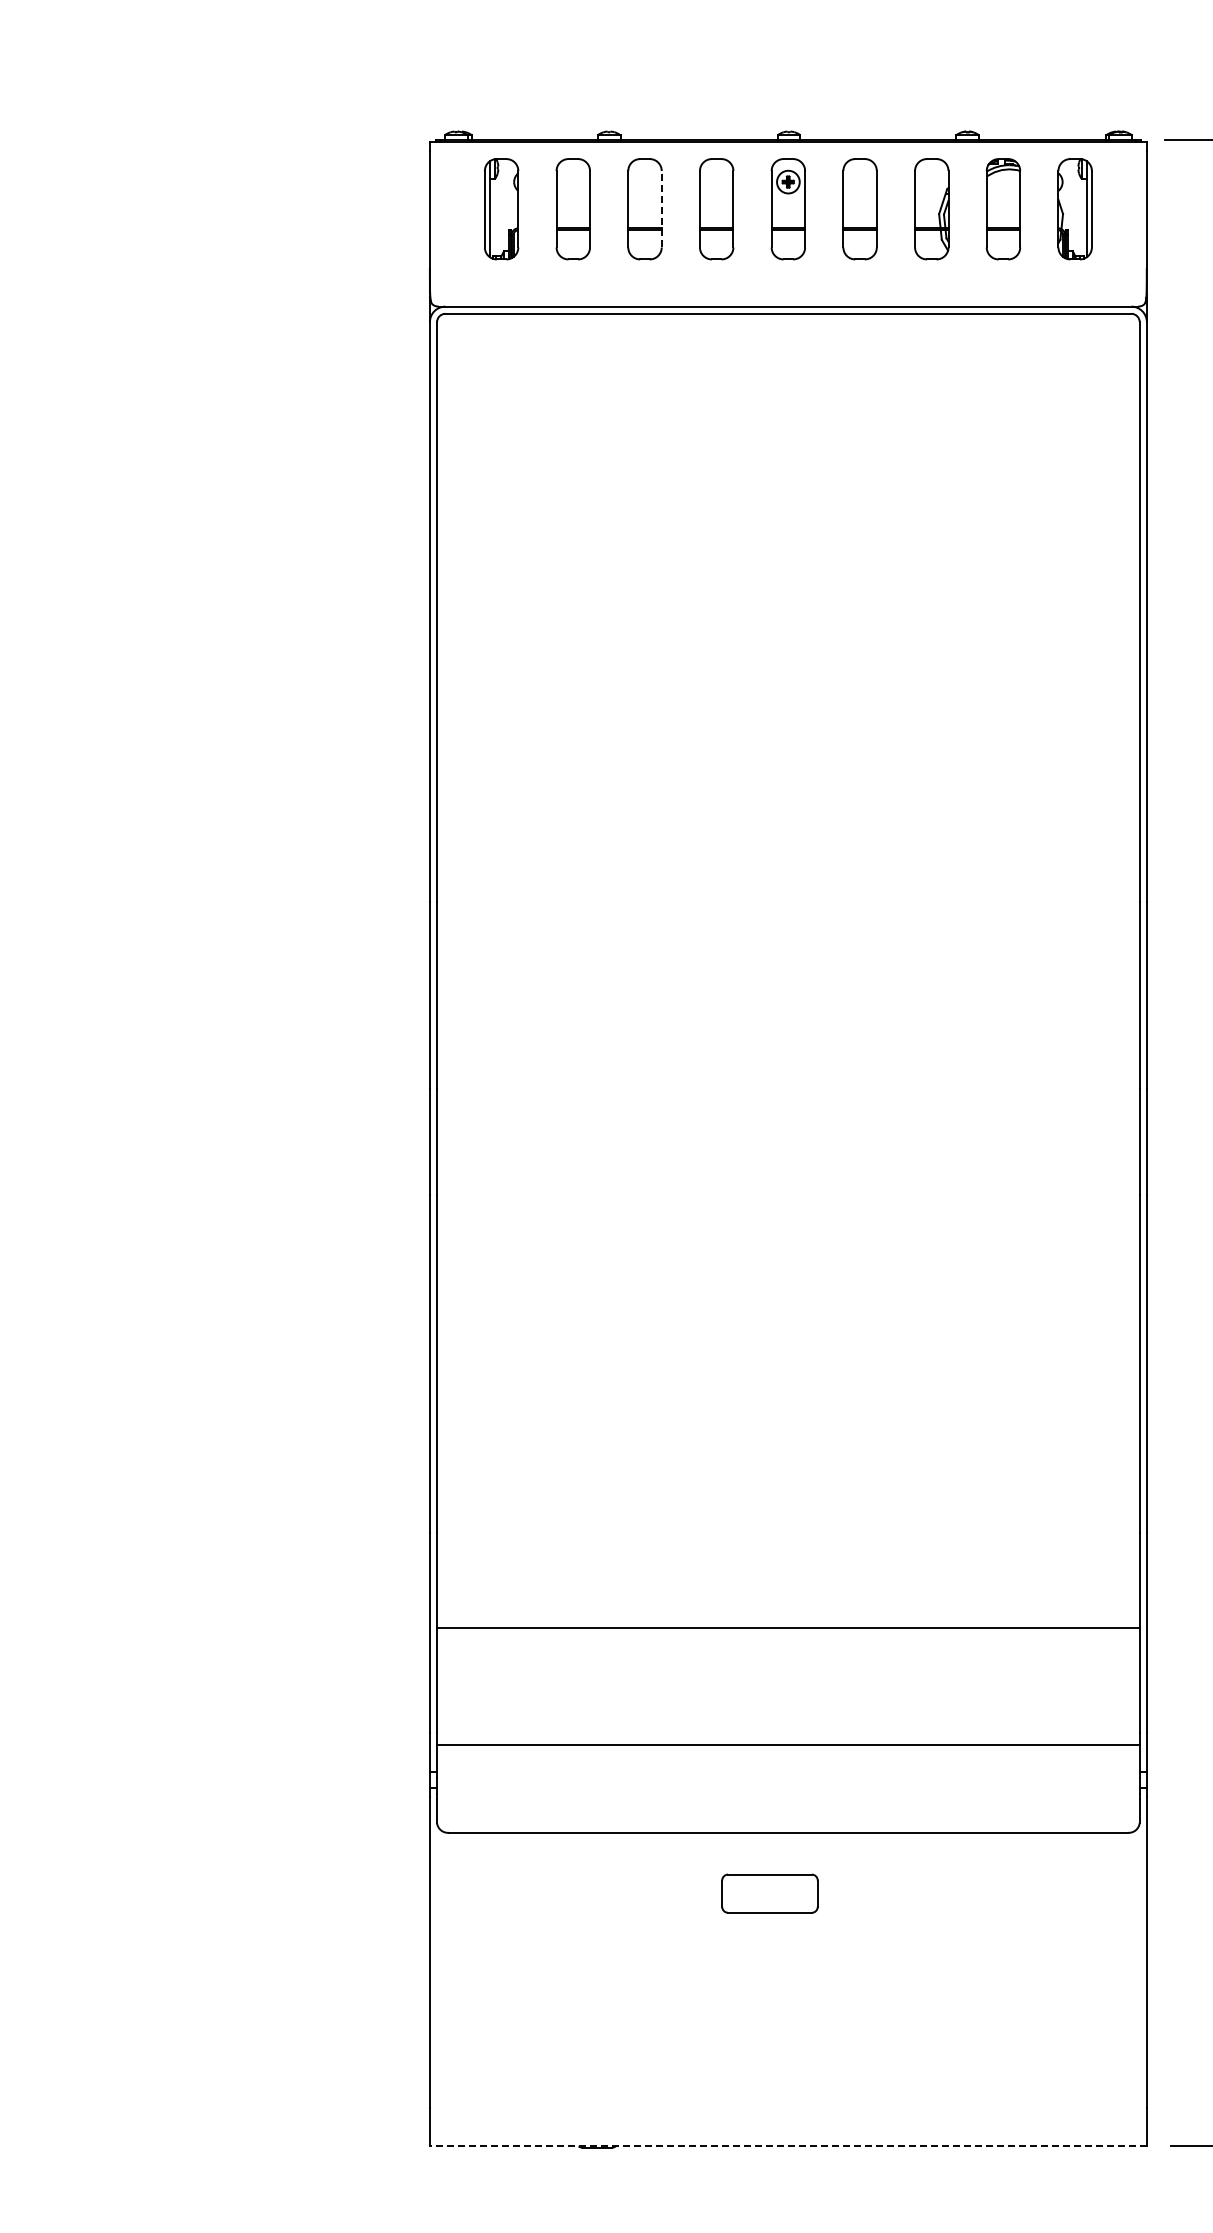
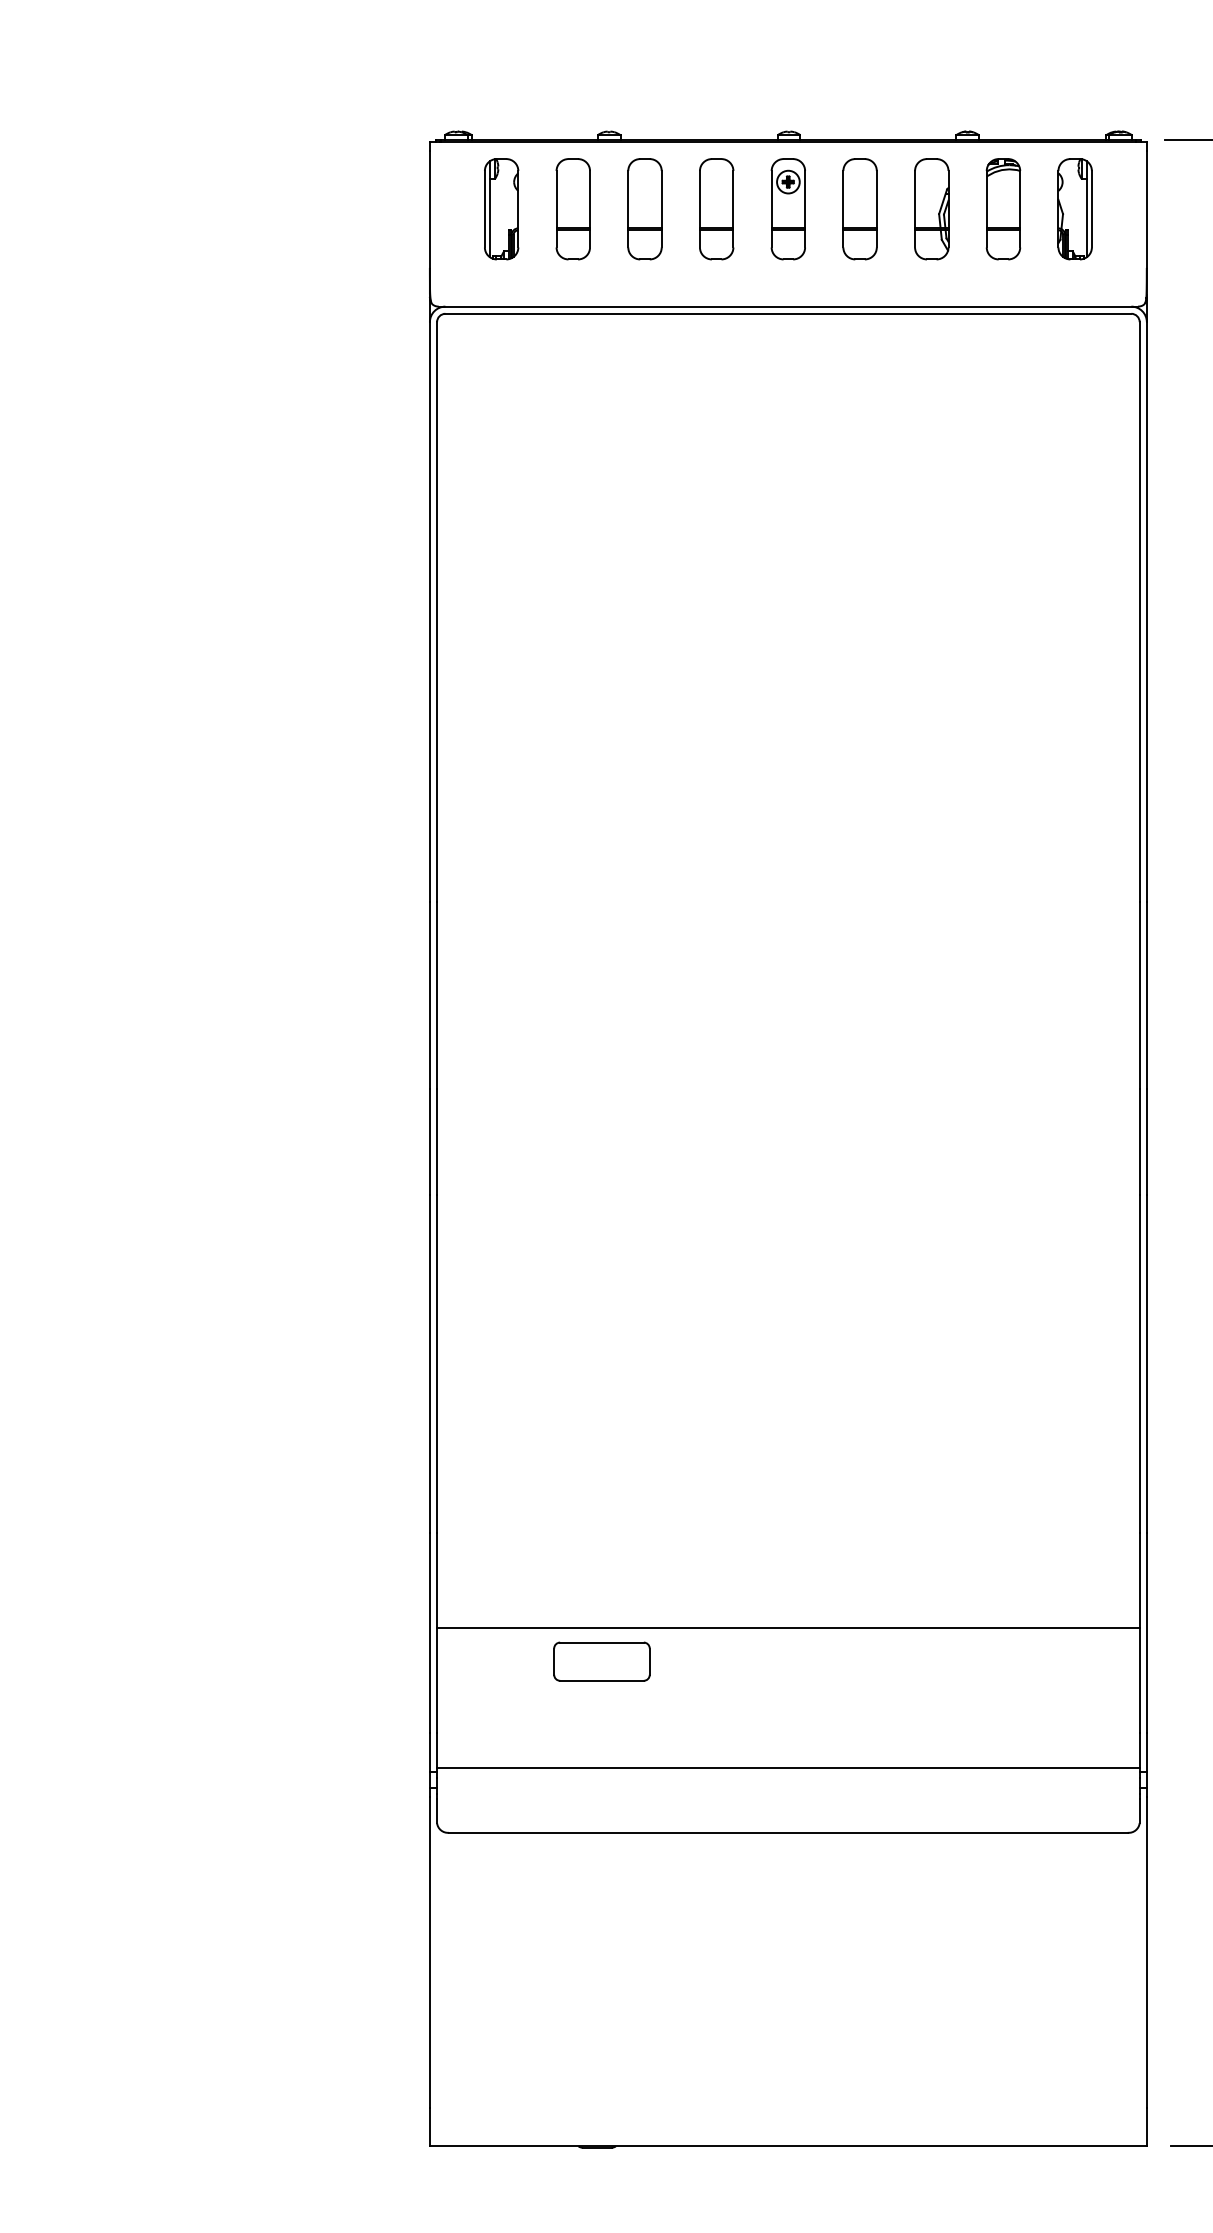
line: dashed -> solid (661, 208)
line position: (788, 1745) -> (788, 1768) (788, 1768)
part position: (769, 1893) -> (601, 1661) (601, 1661)
line: dashed -> solid (787, 2146)
